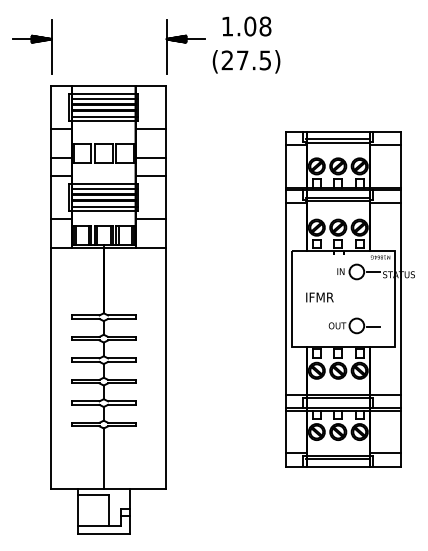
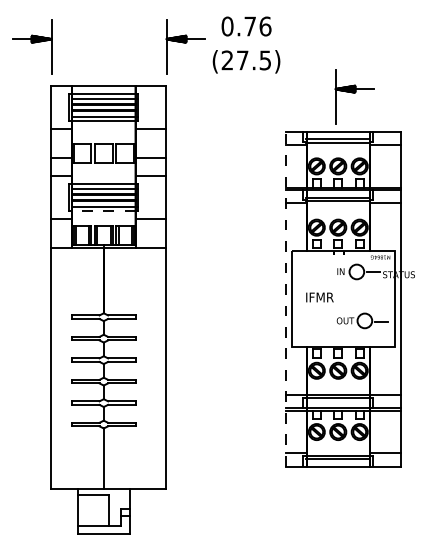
text: 1.08 -> 0.76 (246, 26)
part: none -> present (354, 96)
line: solid -> dashed (104, 211)
line: solid -> dashed (285, 298)
part position: (354, 325) -> (362, 320) (362, 320)
